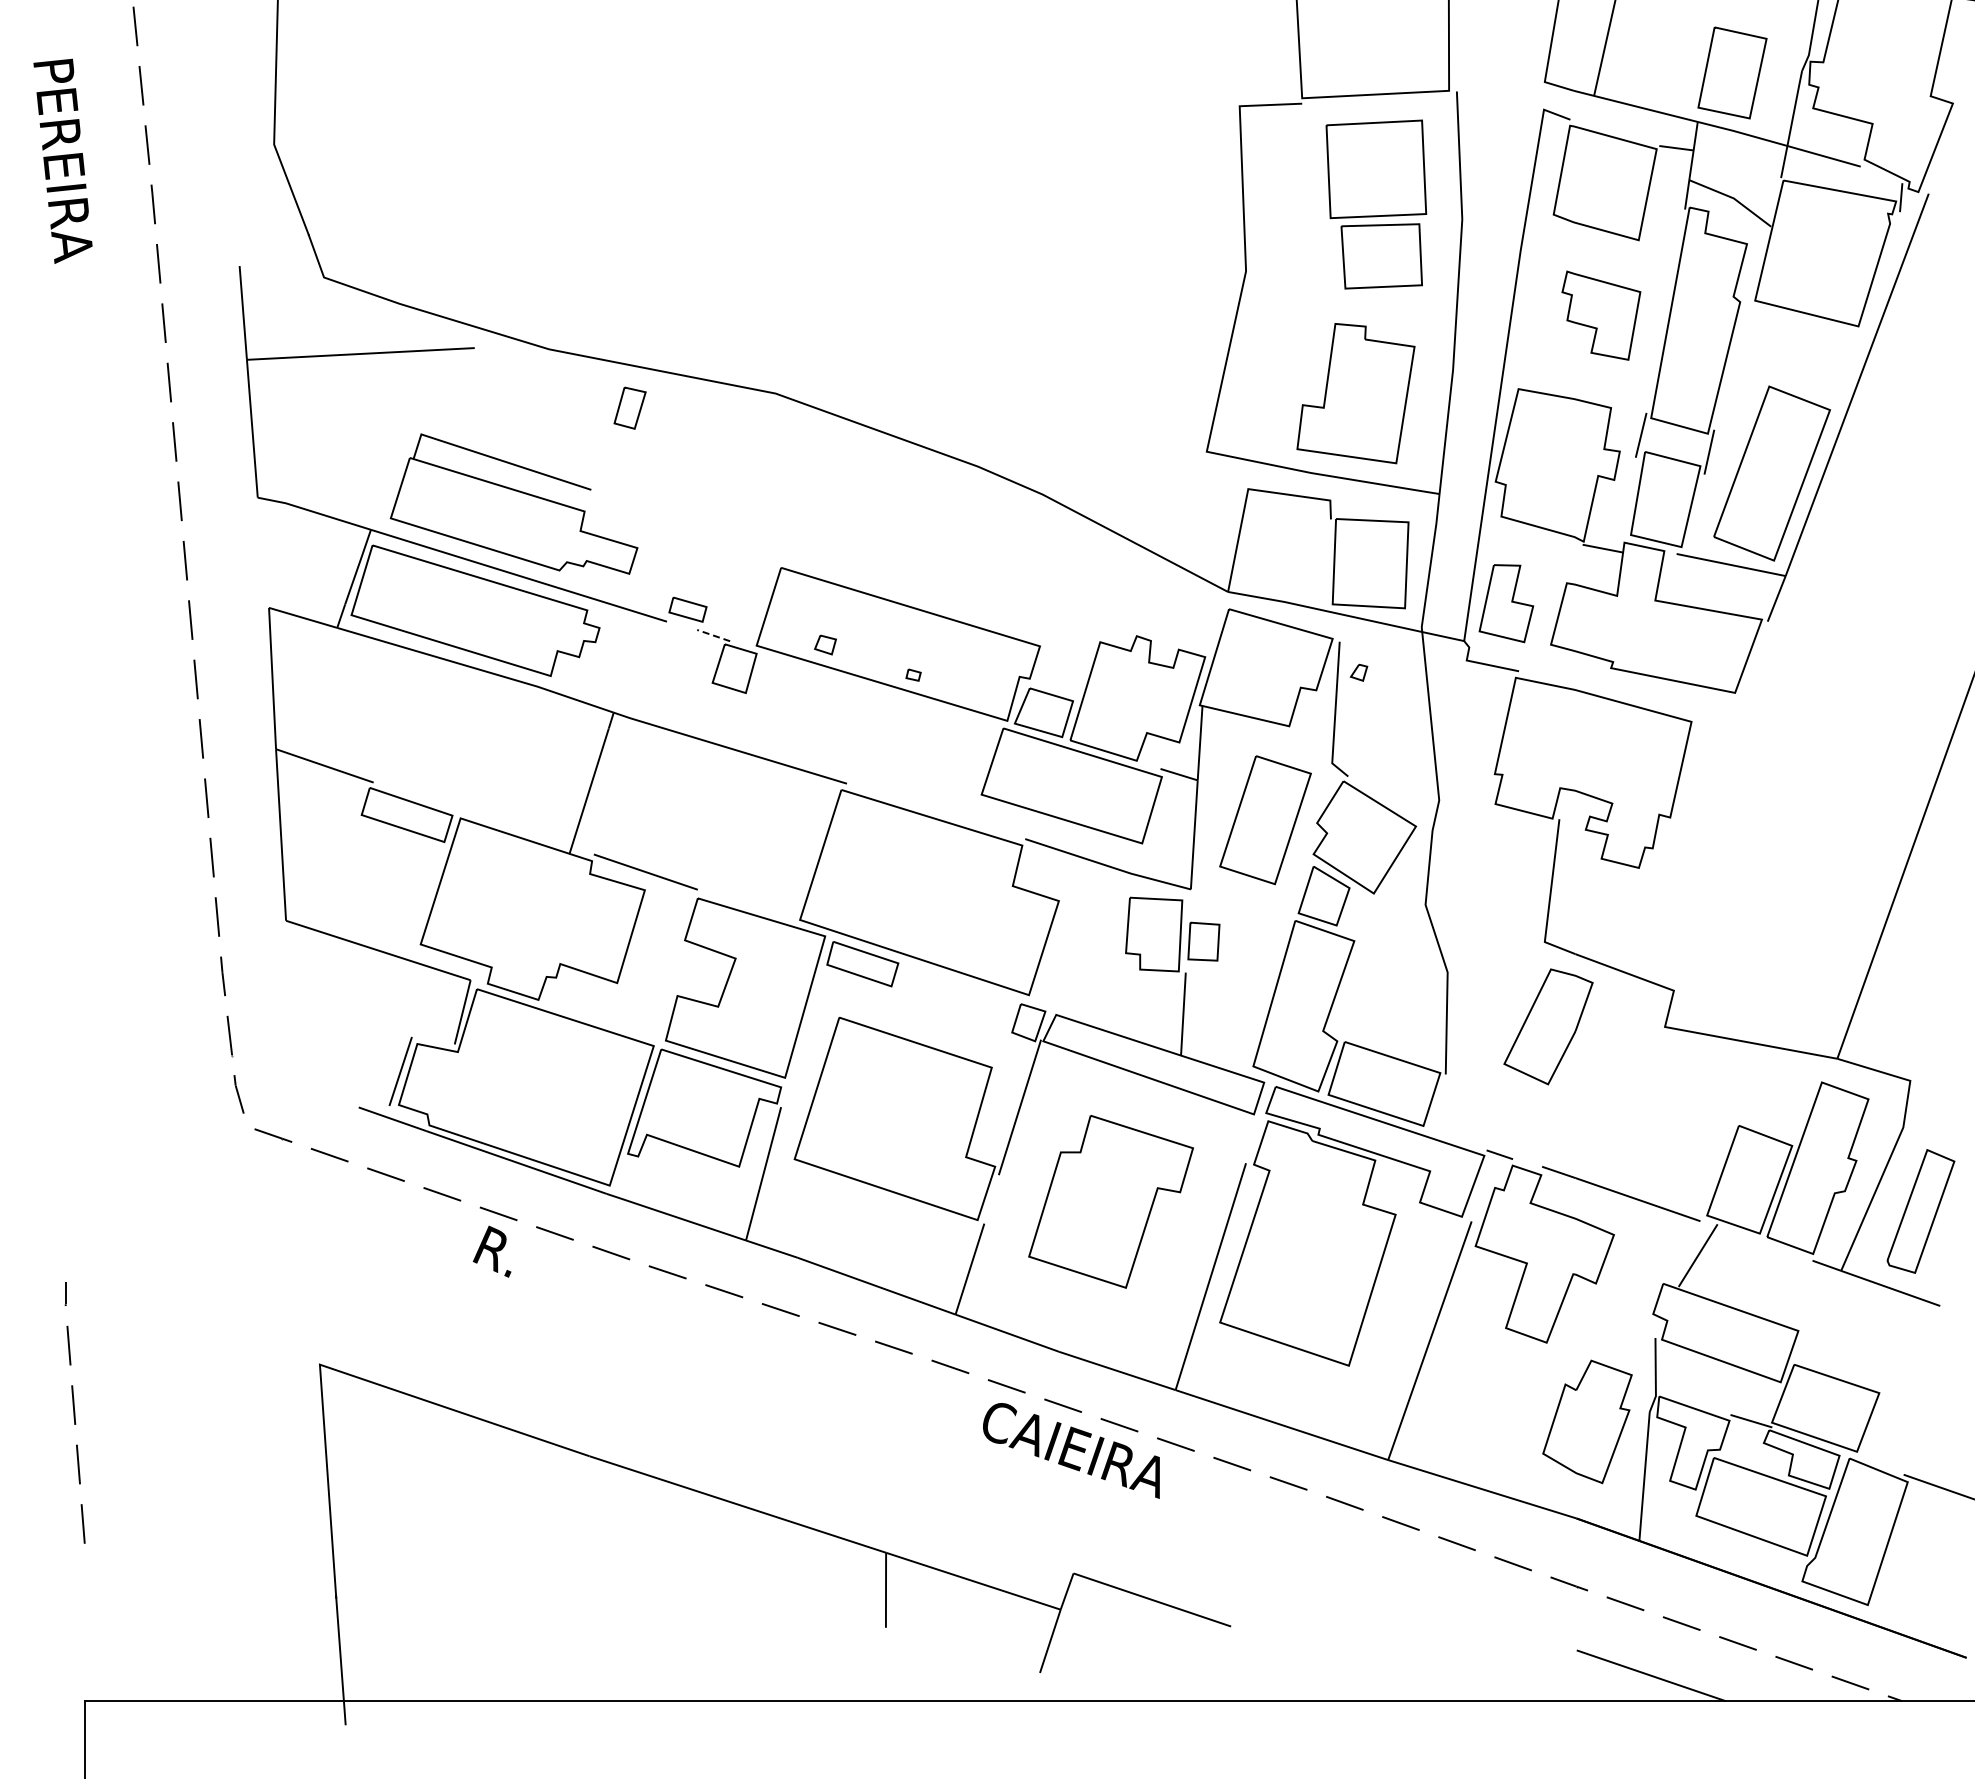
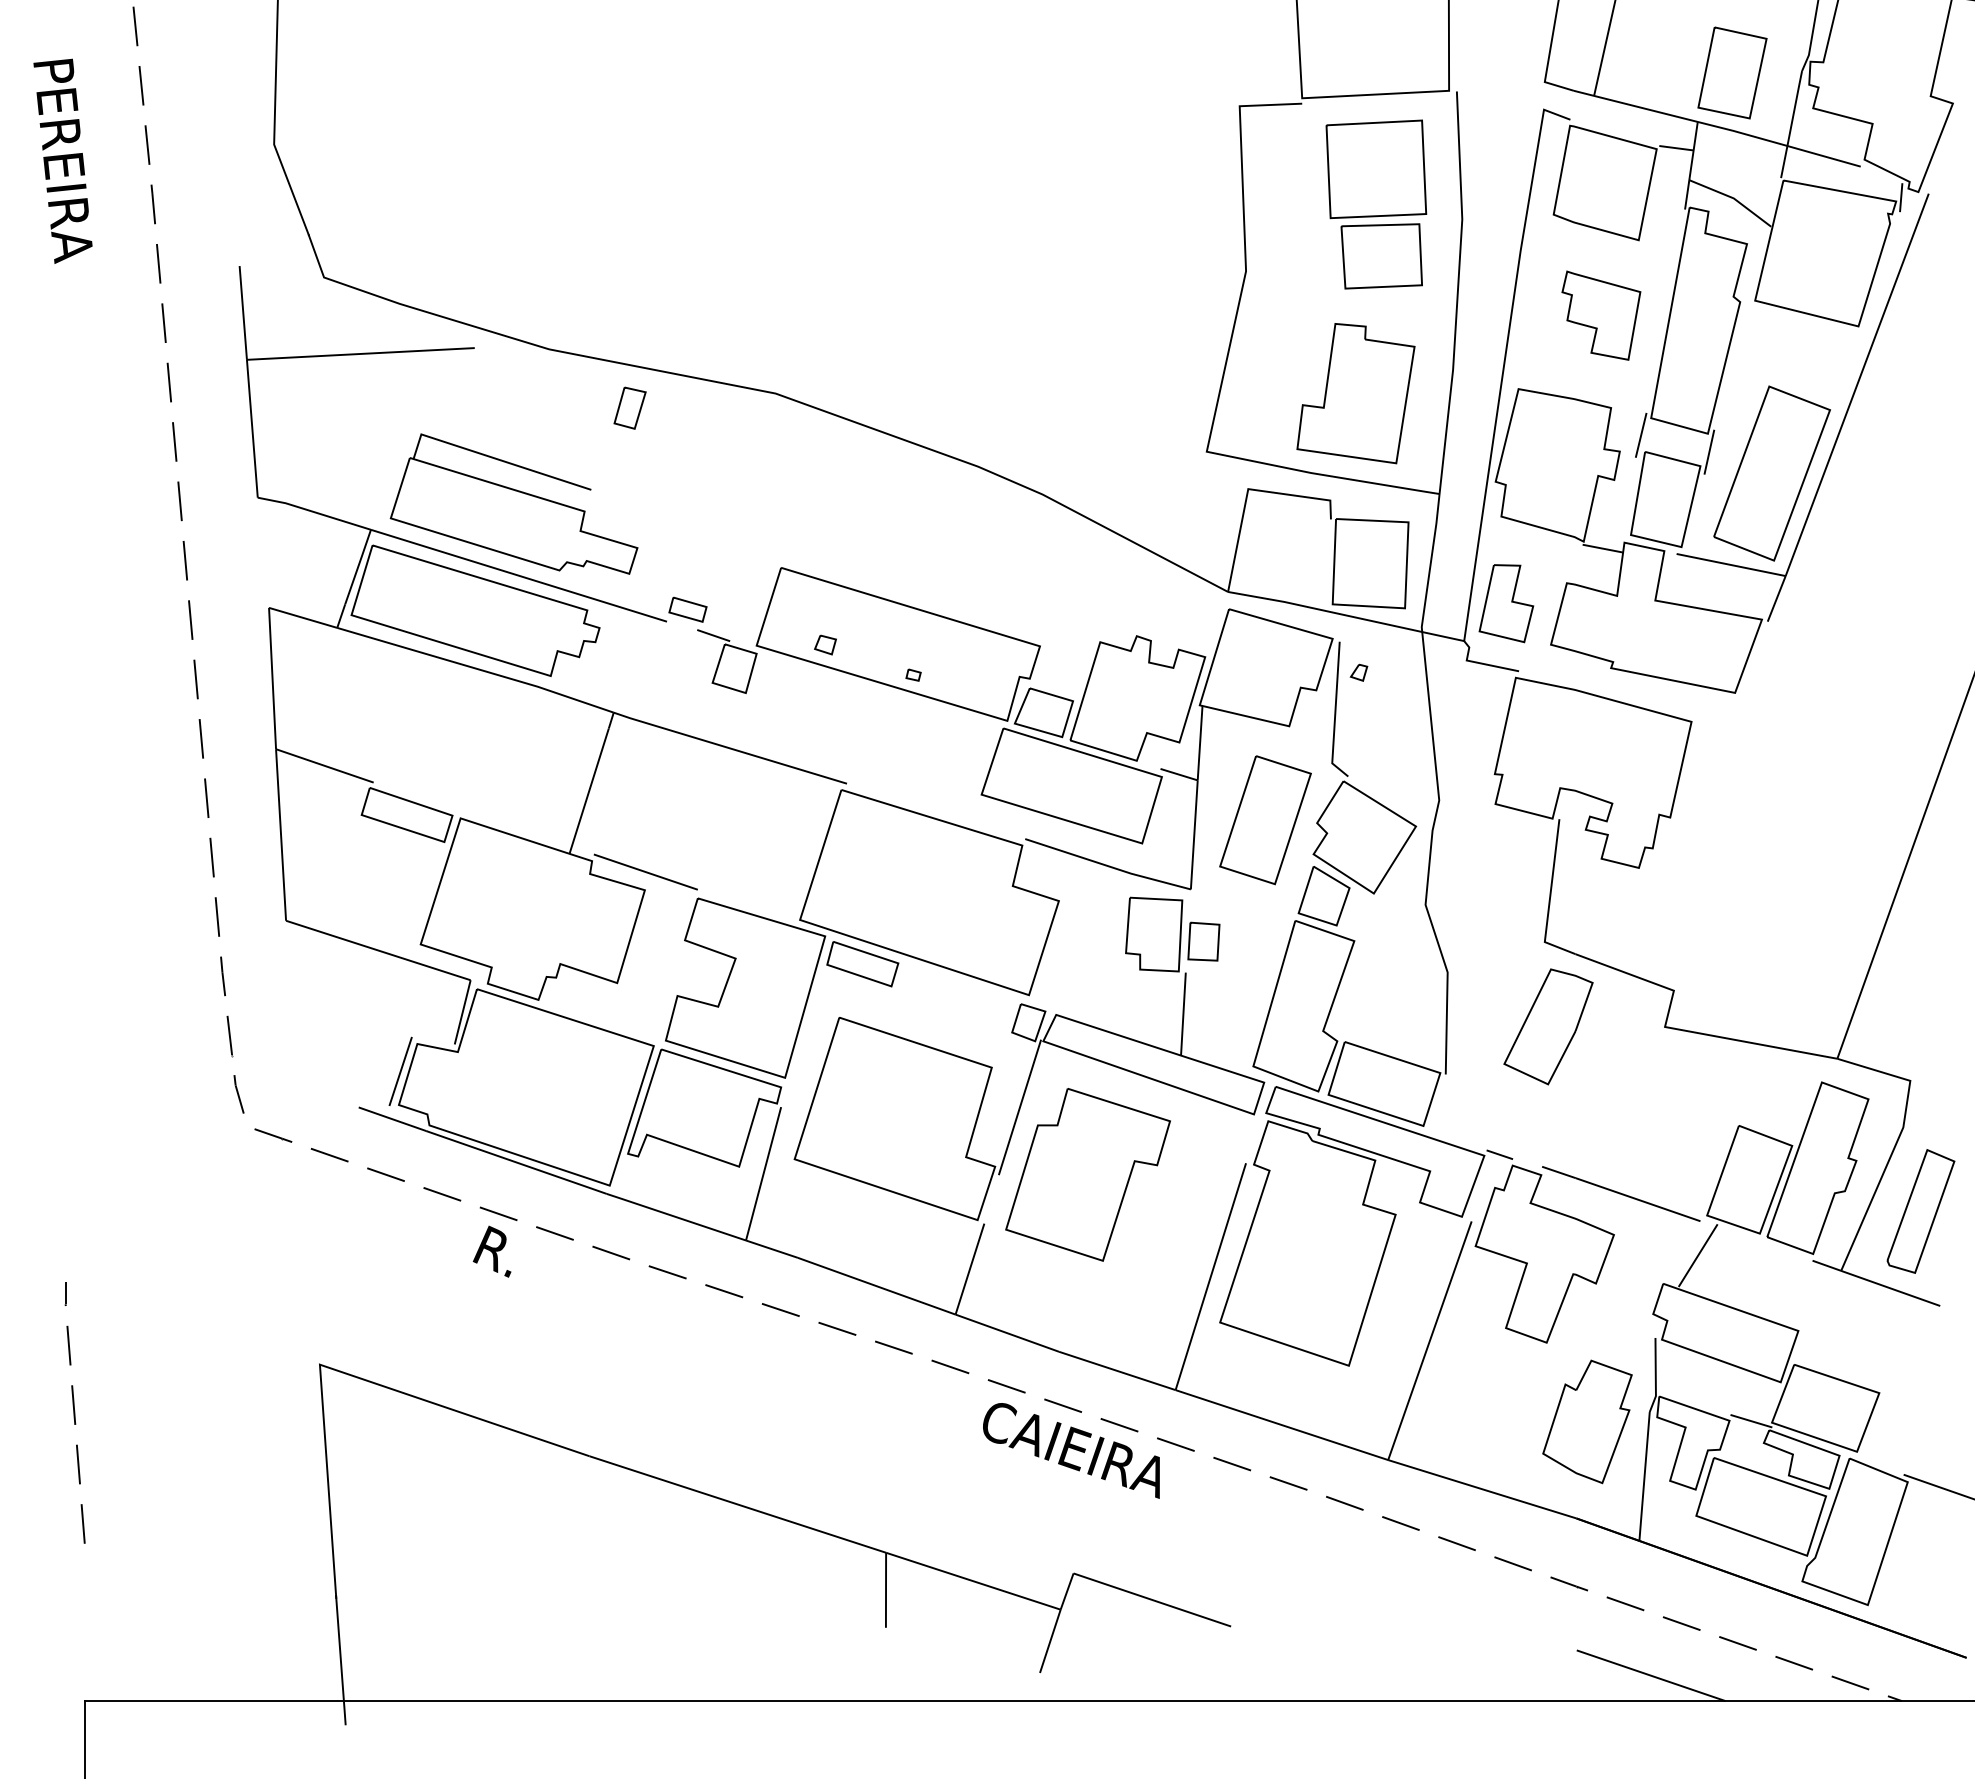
line: dashed -> solid (713, 635)
part position: (1110, 1201) -> (1087, 1174) (1087, 1174)
